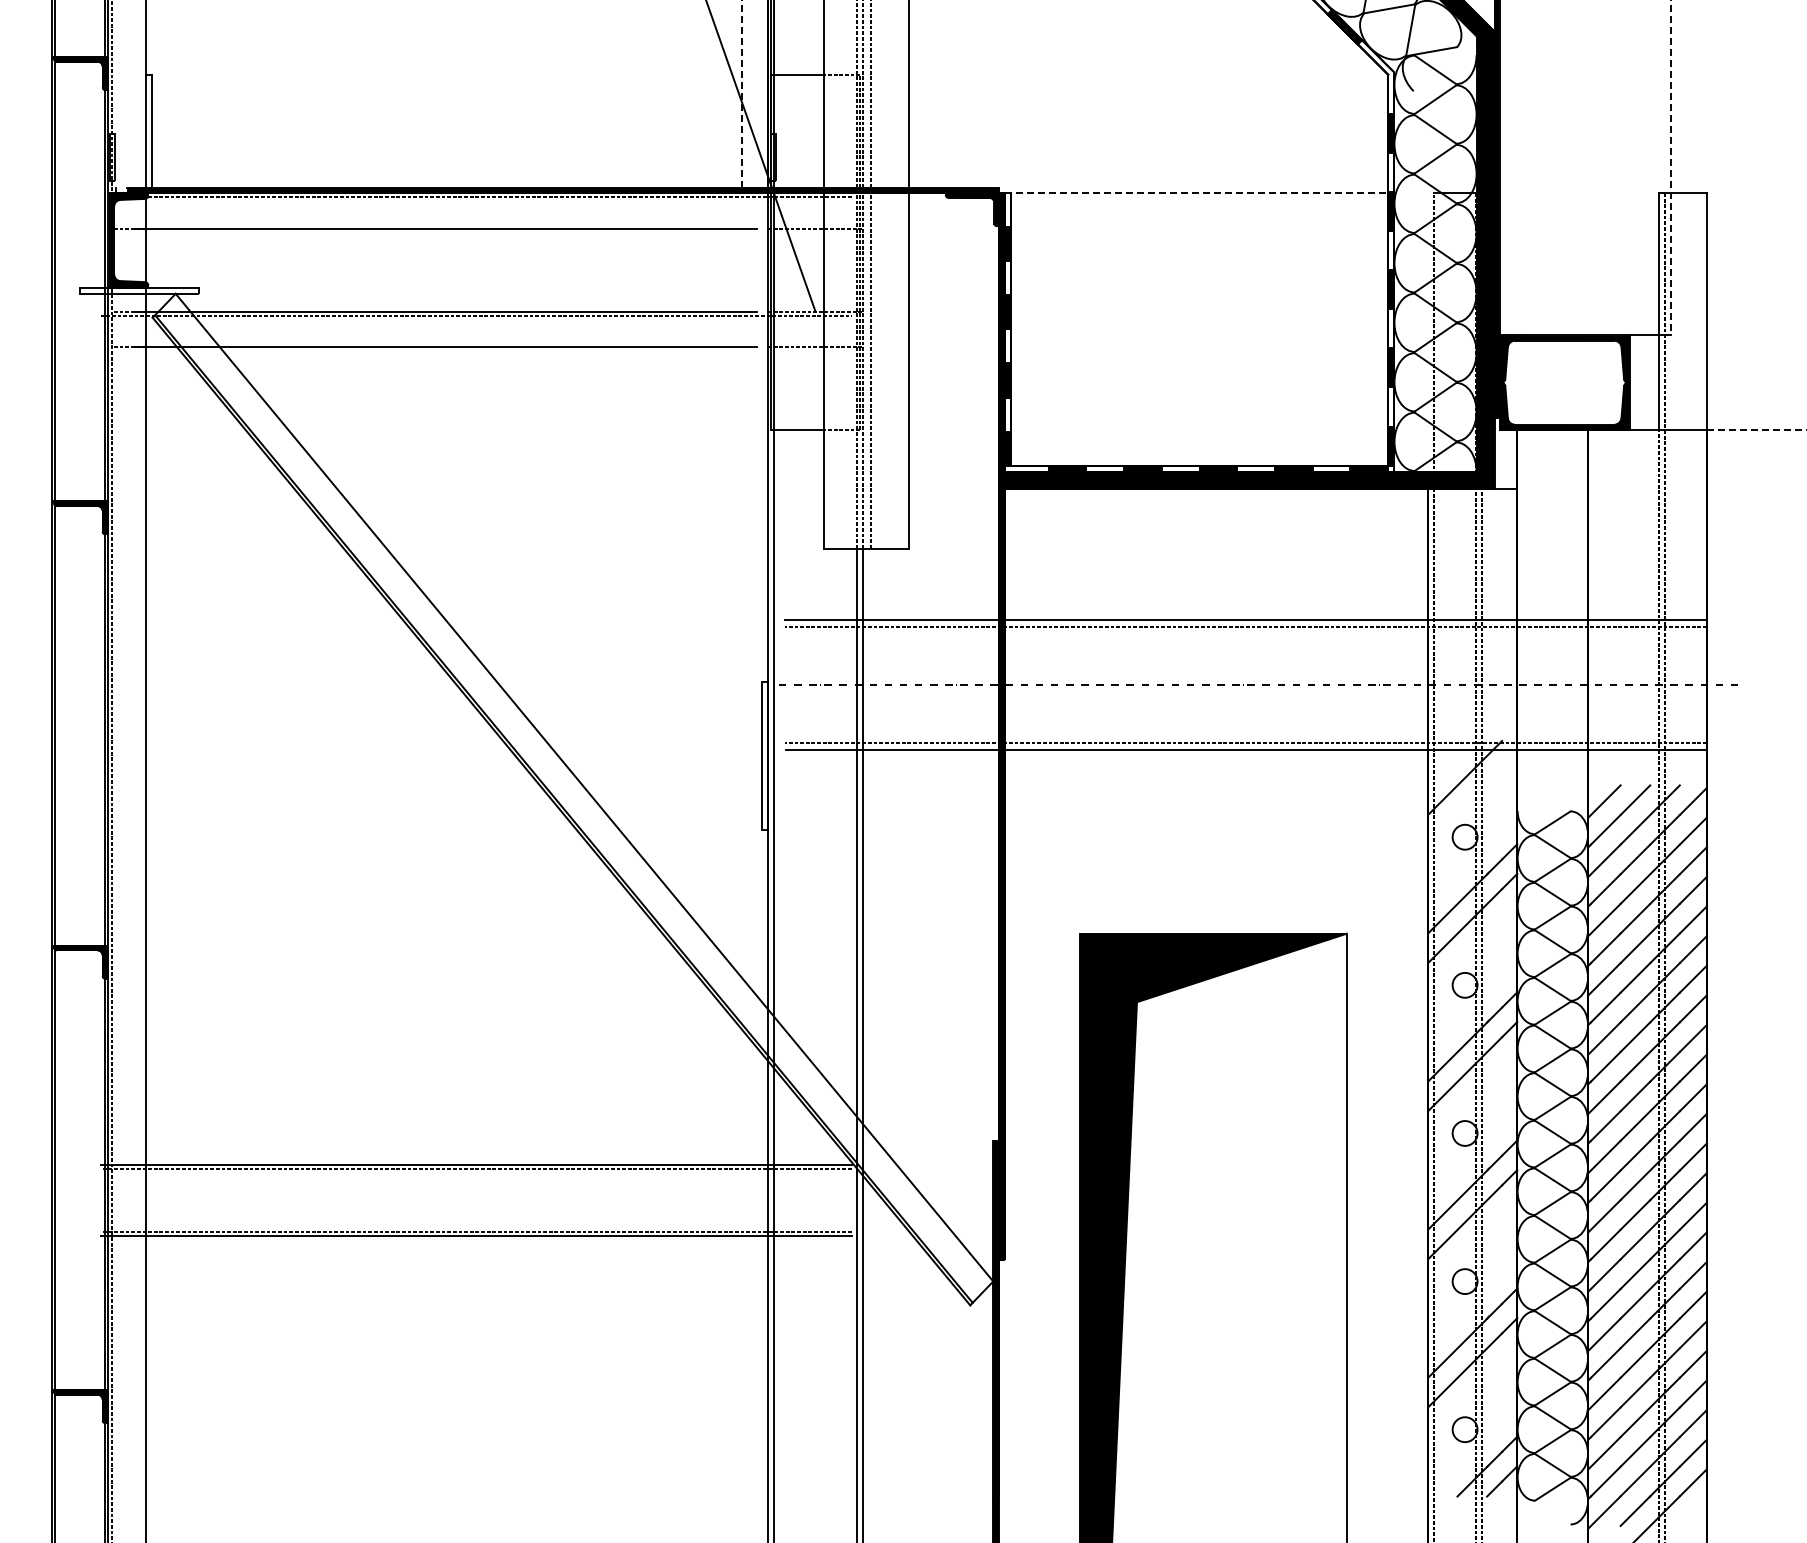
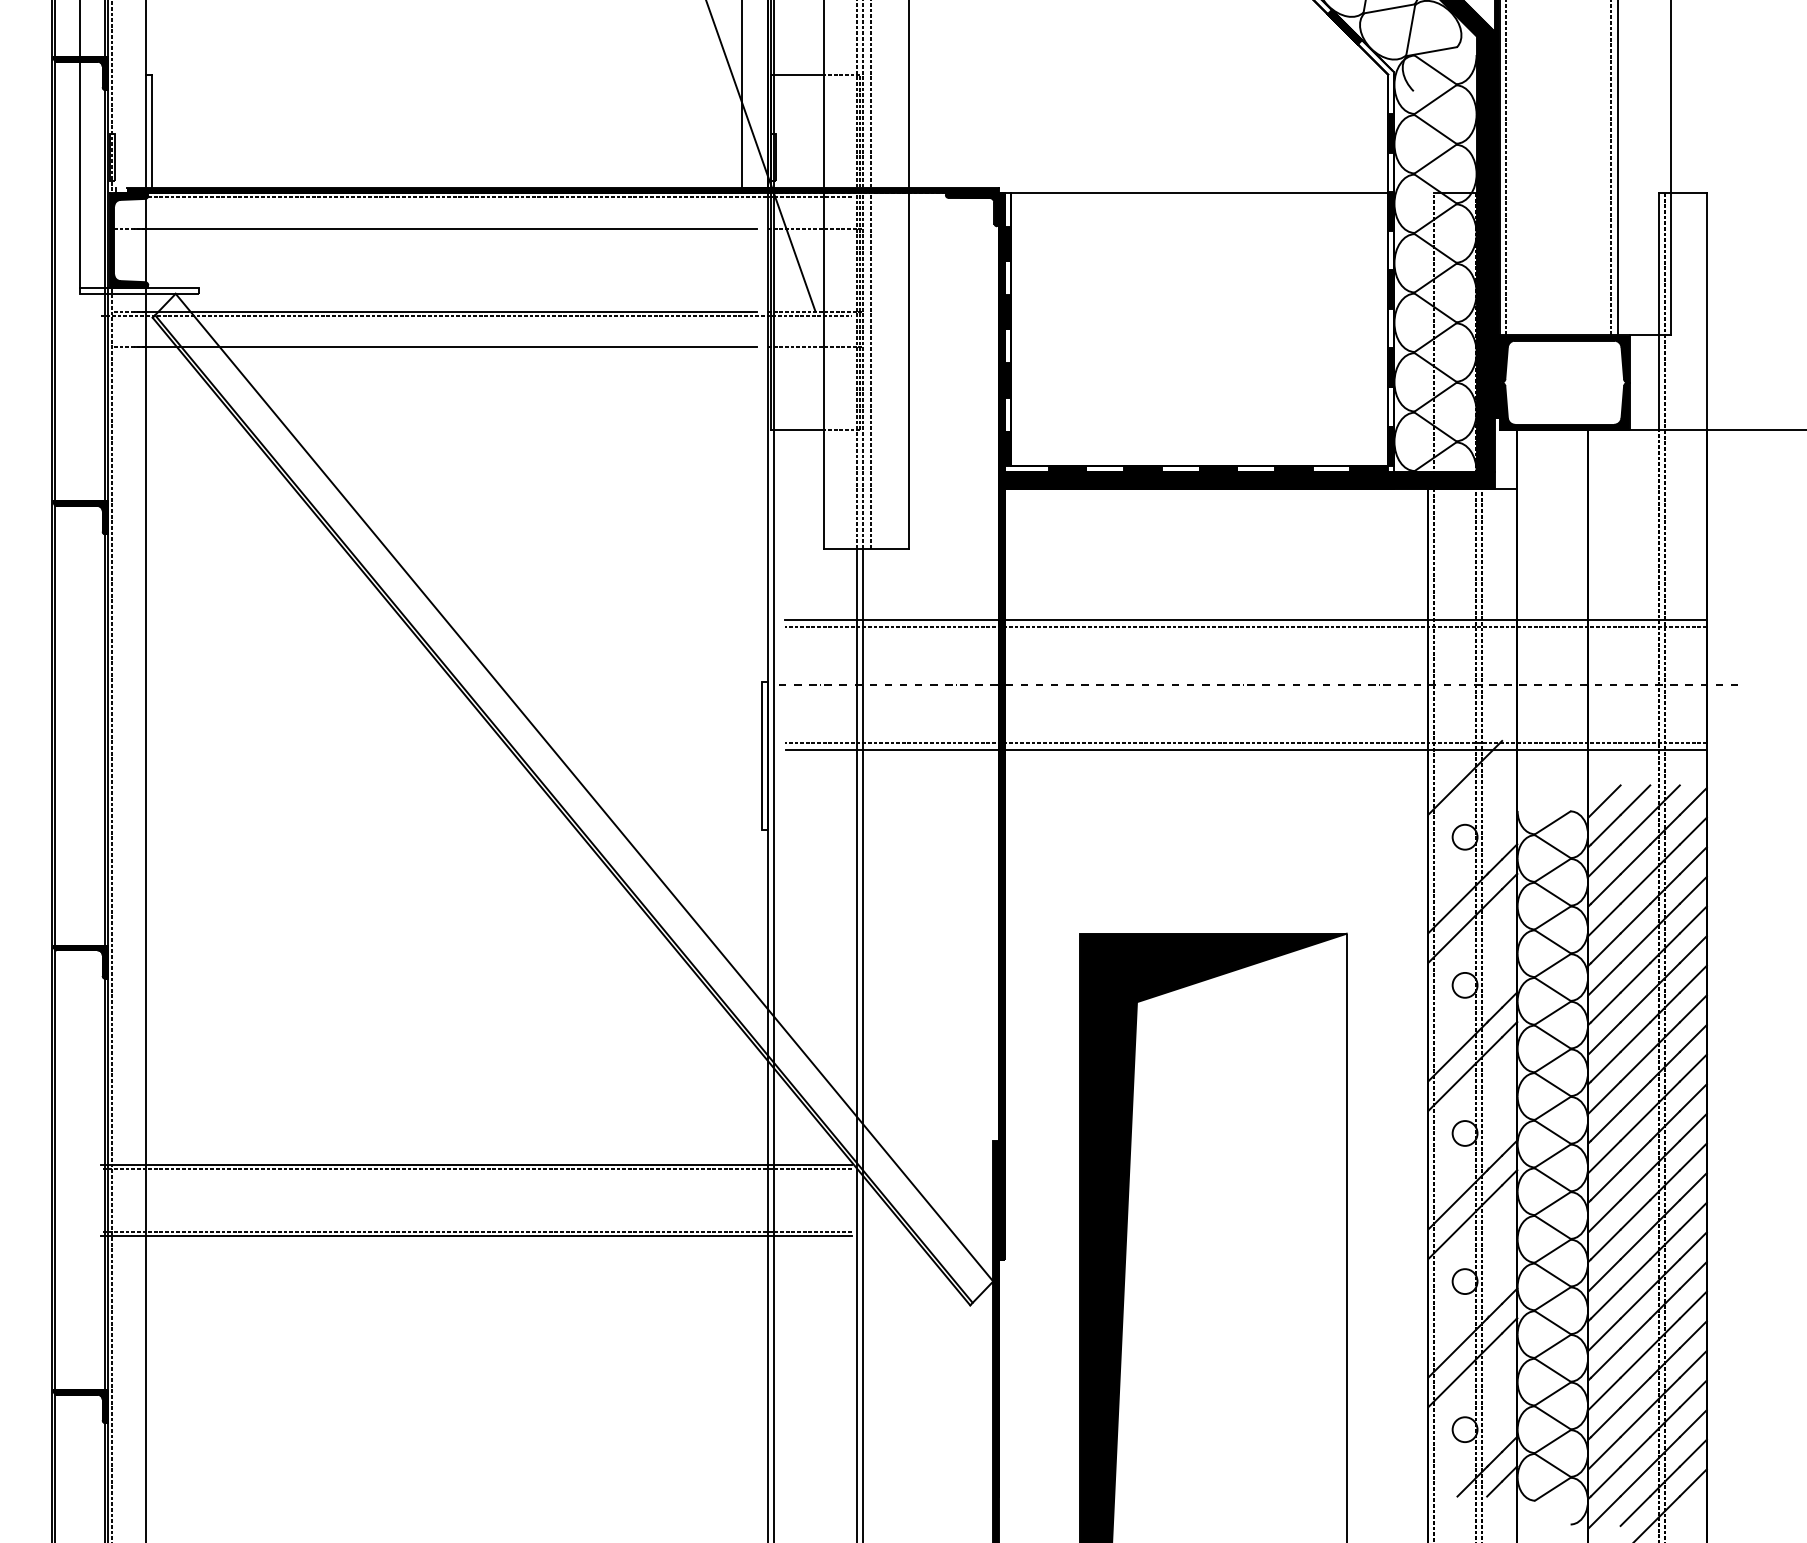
line: dashed -> solid (741, 94)
line: none -> present (80, 144)
line: none -> present (1506, 168)
line: none -> present (1611, 168)
line: none -> present (1618, 168)
line: dashed -> solid (1671, 168)
line: dashed -> solid (1196, 193)
line: dashed -> solid (1756, 430)
